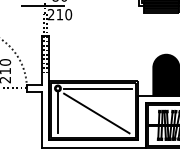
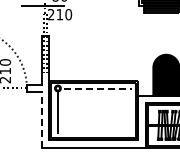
line: solid -> dashed (98, 88)
line: present -> none (96, 113)
line: solid -> dashed (41, 119)
